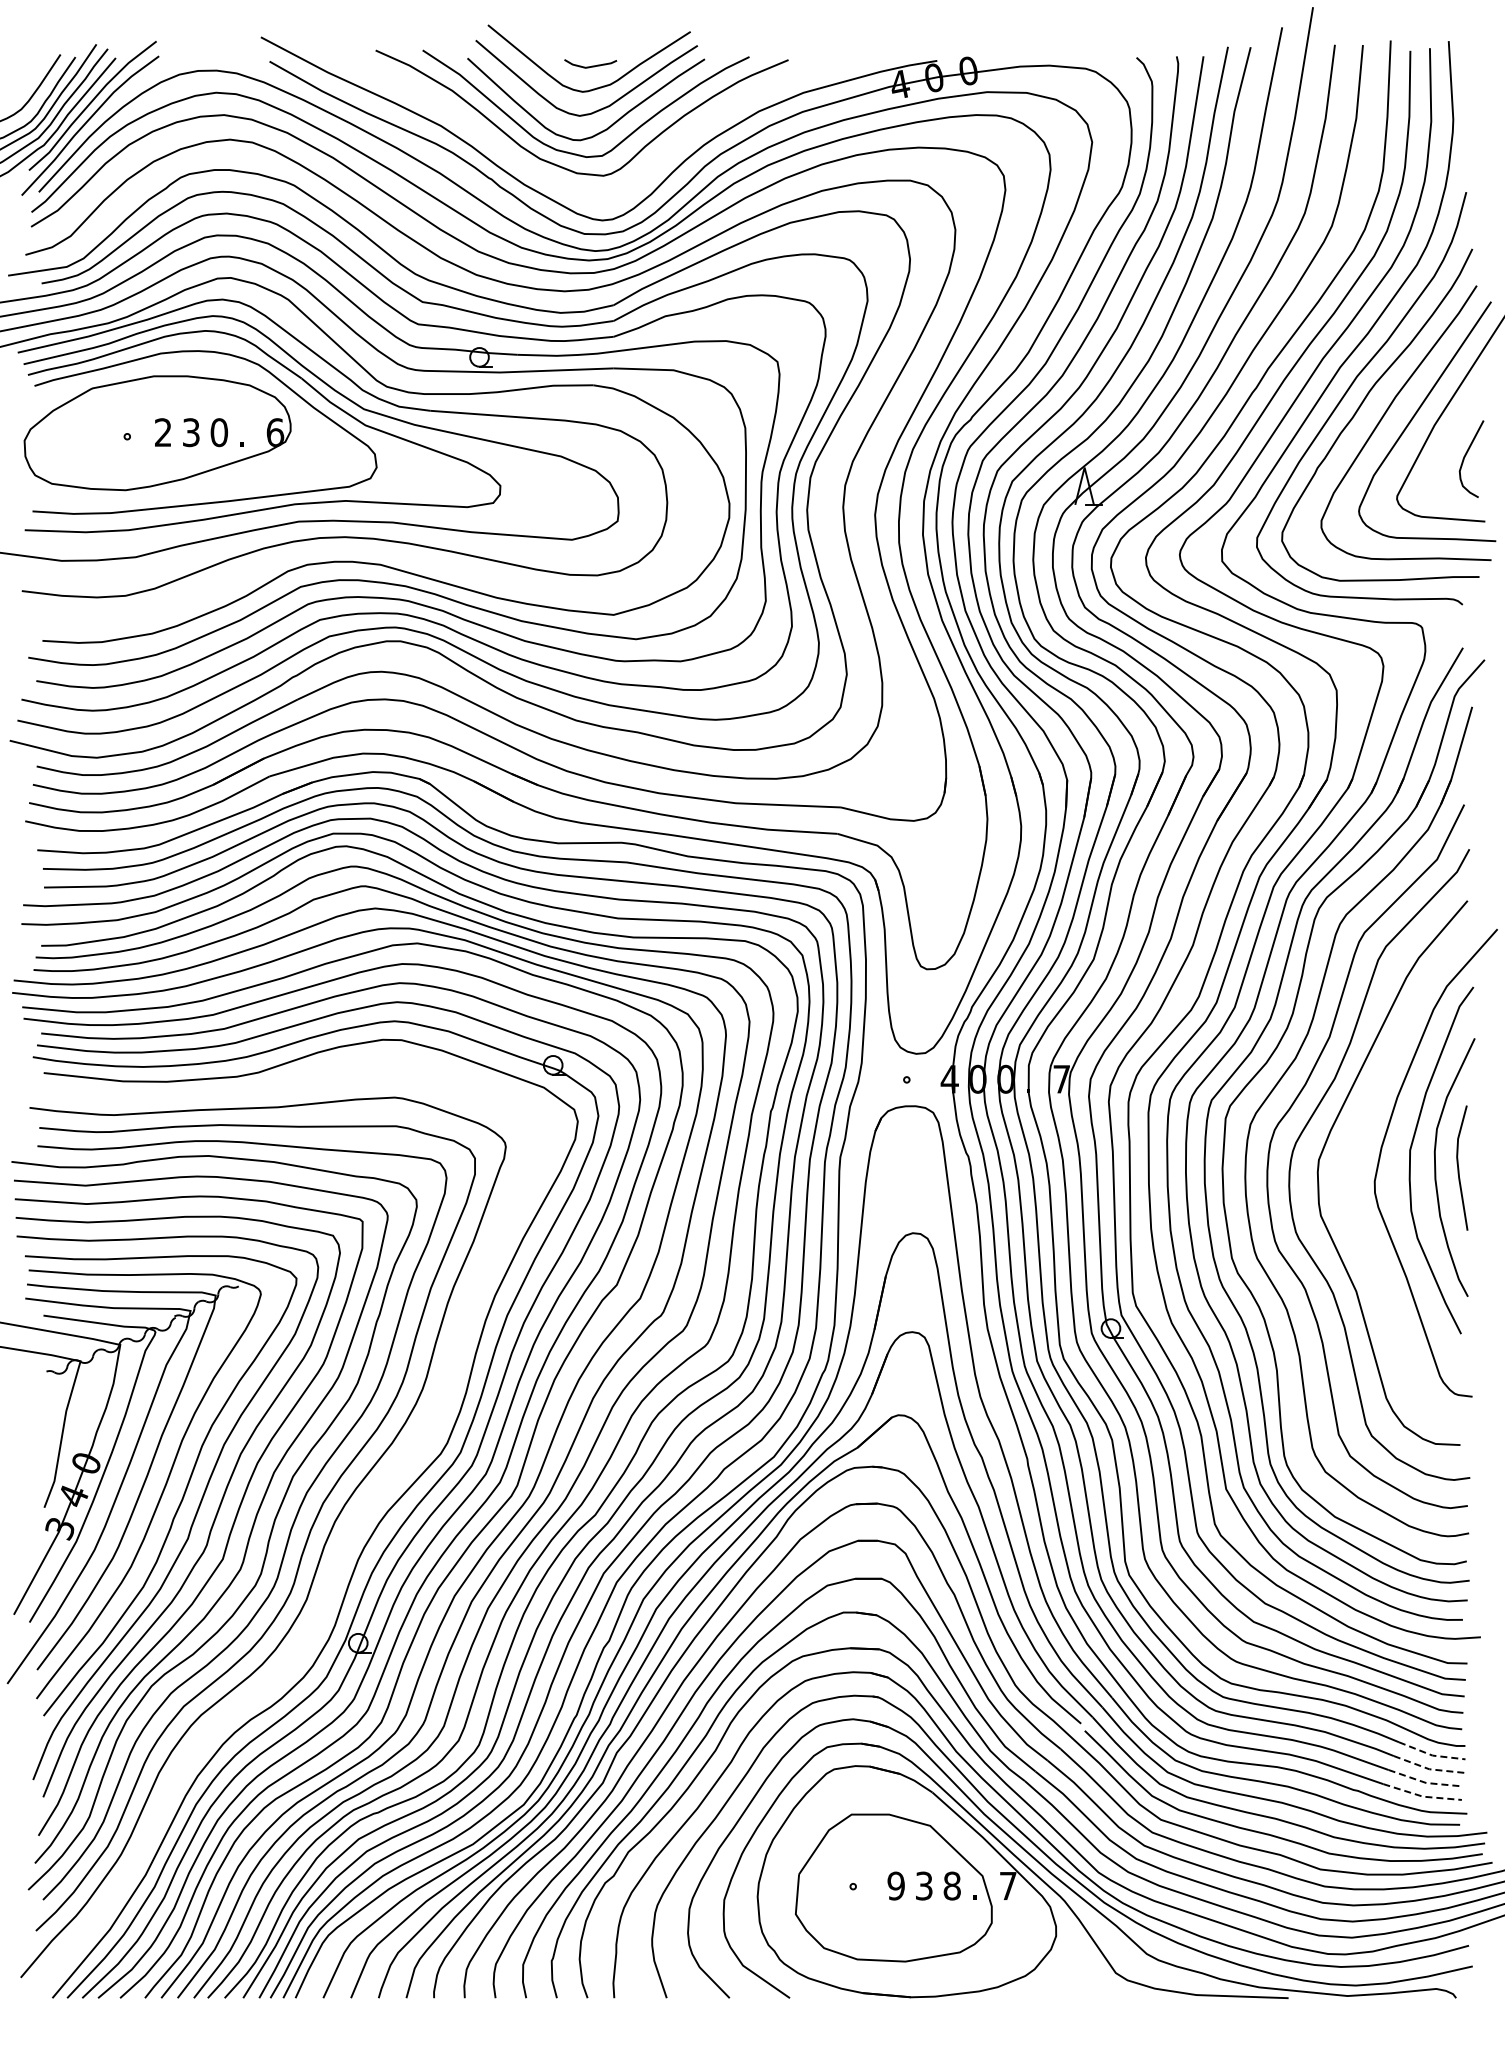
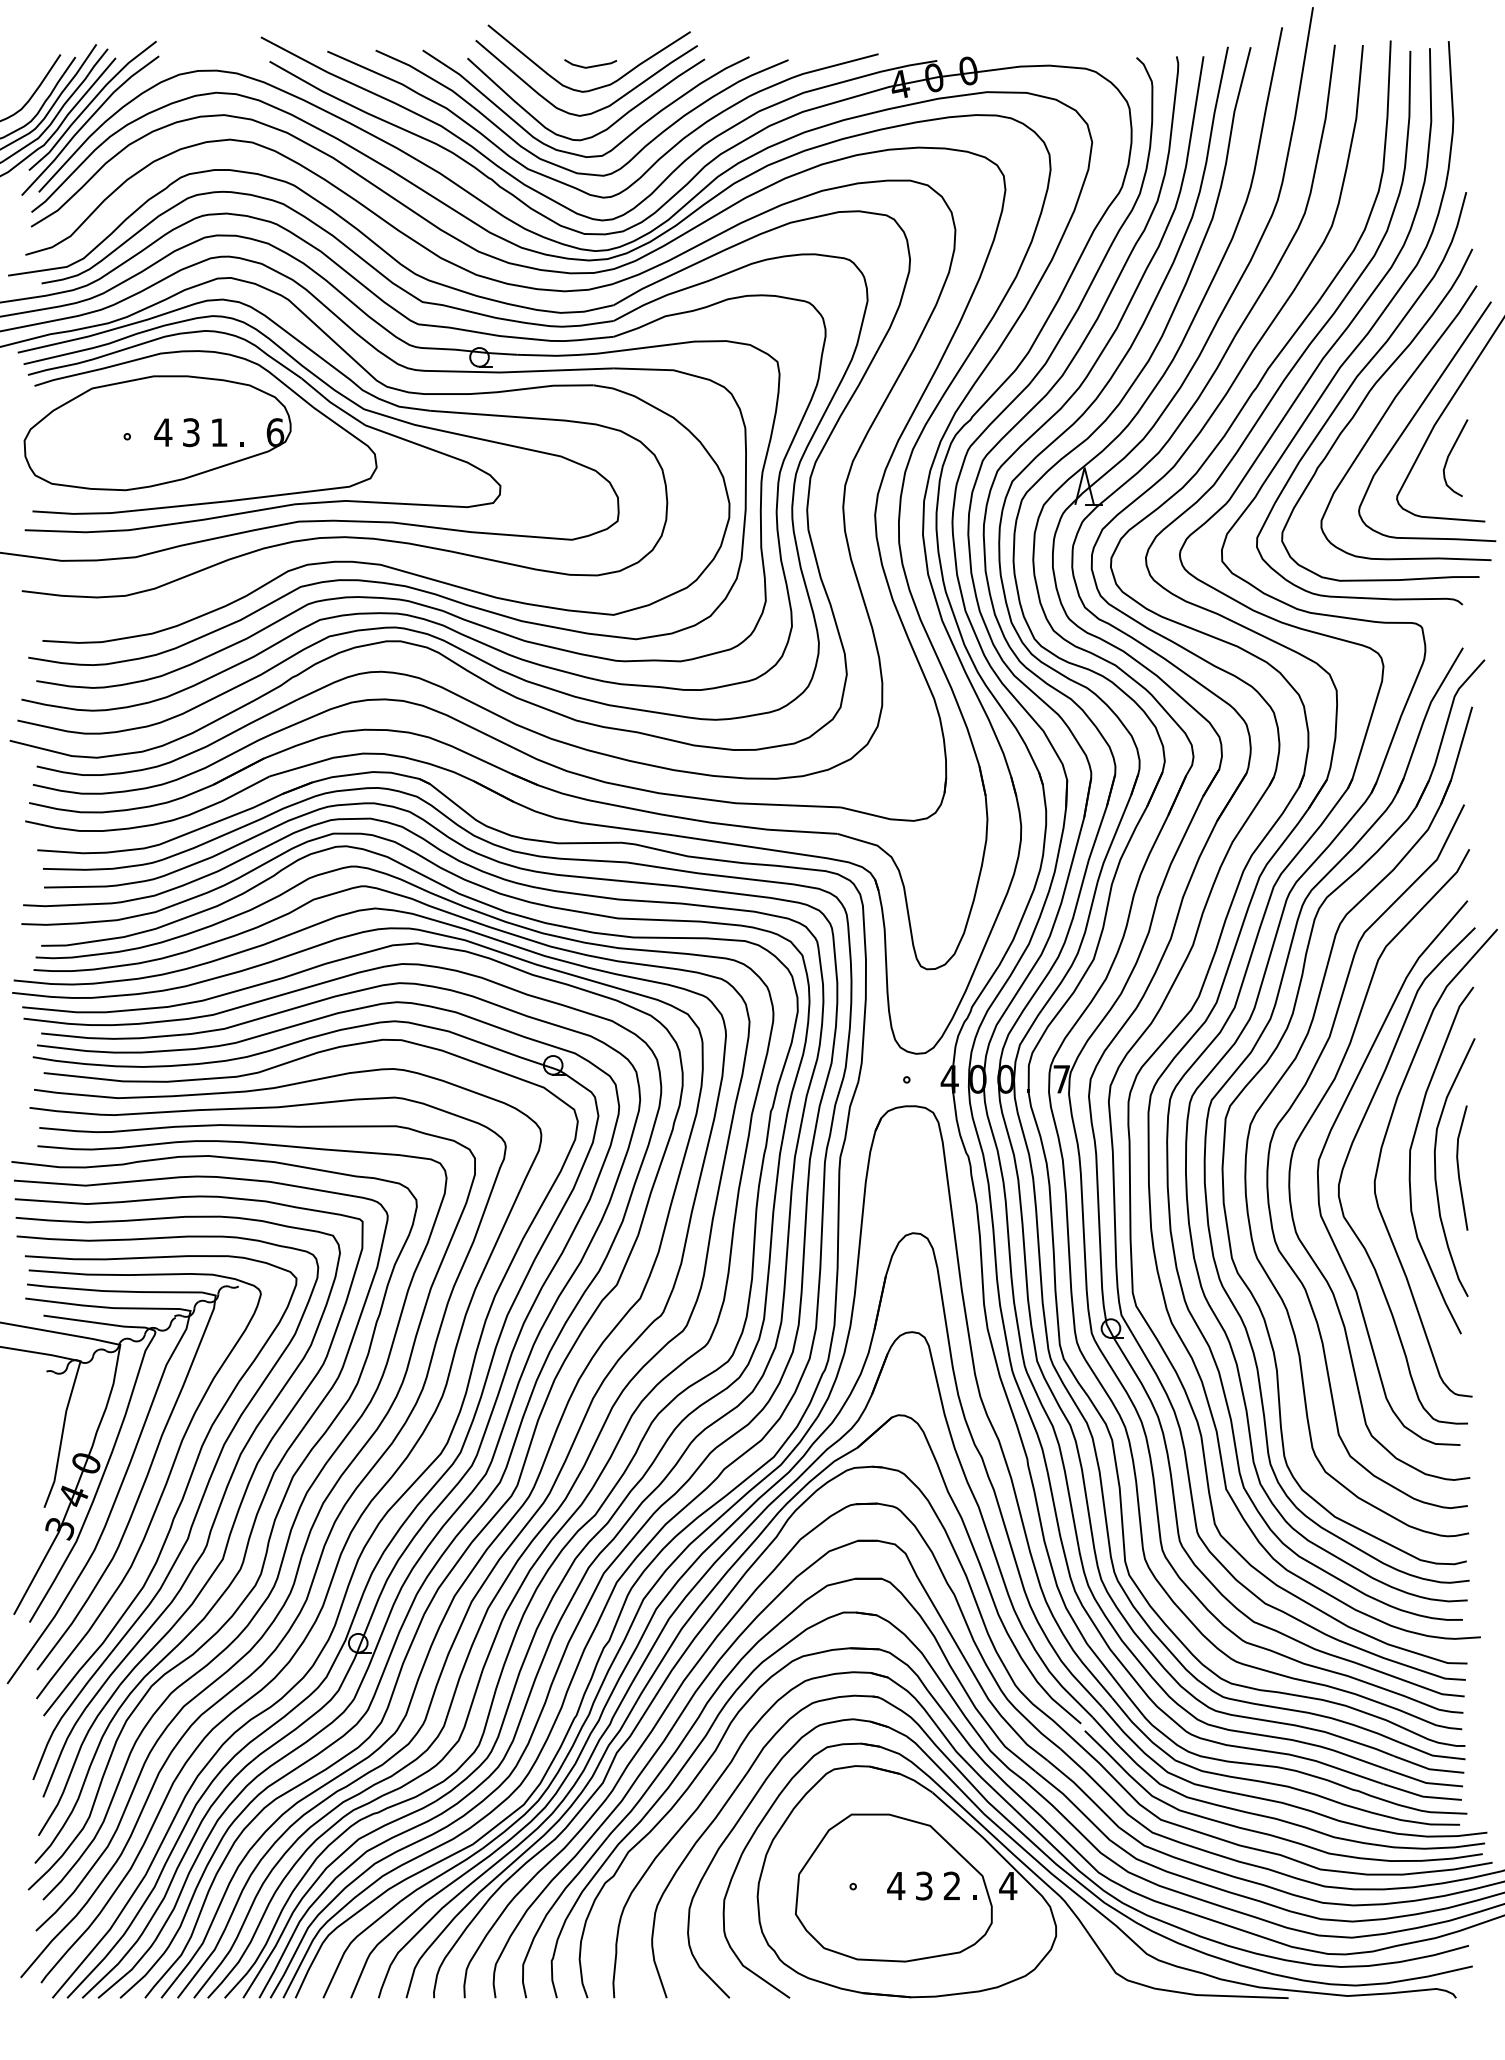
curve: none -> present (647, 169)
text: 2 -> 4 (163, 432)
text: 0 -> 1 (219, 432)
curve position: (1466, 455) -> (1450, 454) (1450, 454)
curve: none -> present (1349, 1154)
curve: none -> present (340, 1552)
line: dashed -> solid (1431, 1755)
line: dashed -> solid (1429, 1769)
line: dashed -> solid (1426, 1783)
line: dashed -> solid (1423, 1796)
text: 9 -> 4 (896, 1885)
text: 8 -> 2 (951, 1885)
text: 7 -> 4 (1008, 1885)
